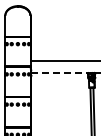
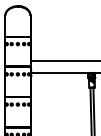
line: dashed -> solid (61, 72)
